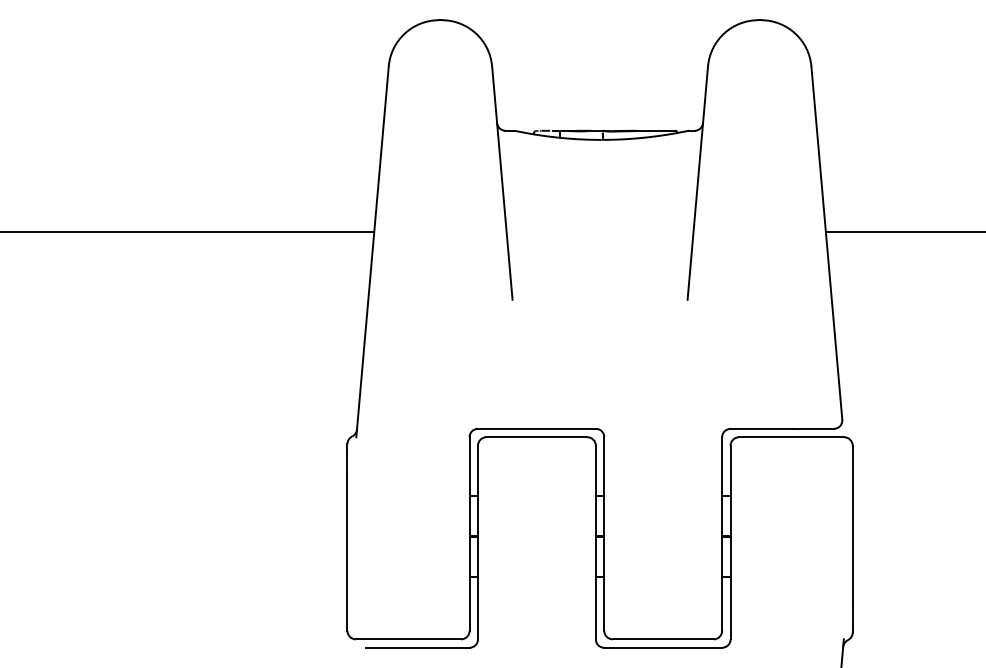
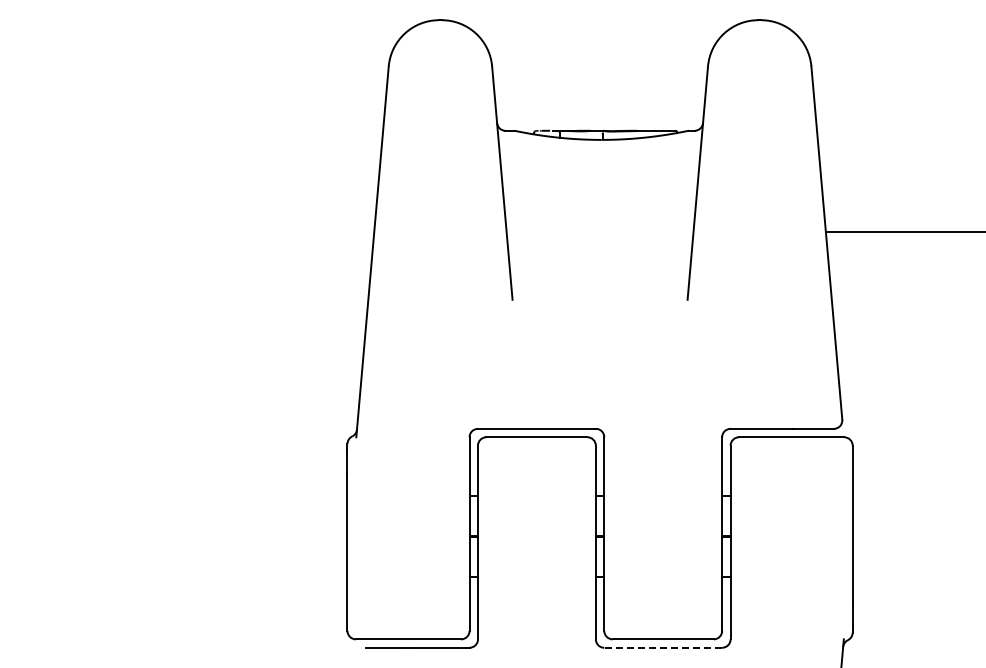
line: present -> none (188, 231)
line: solid -> dashed (663, 647)
